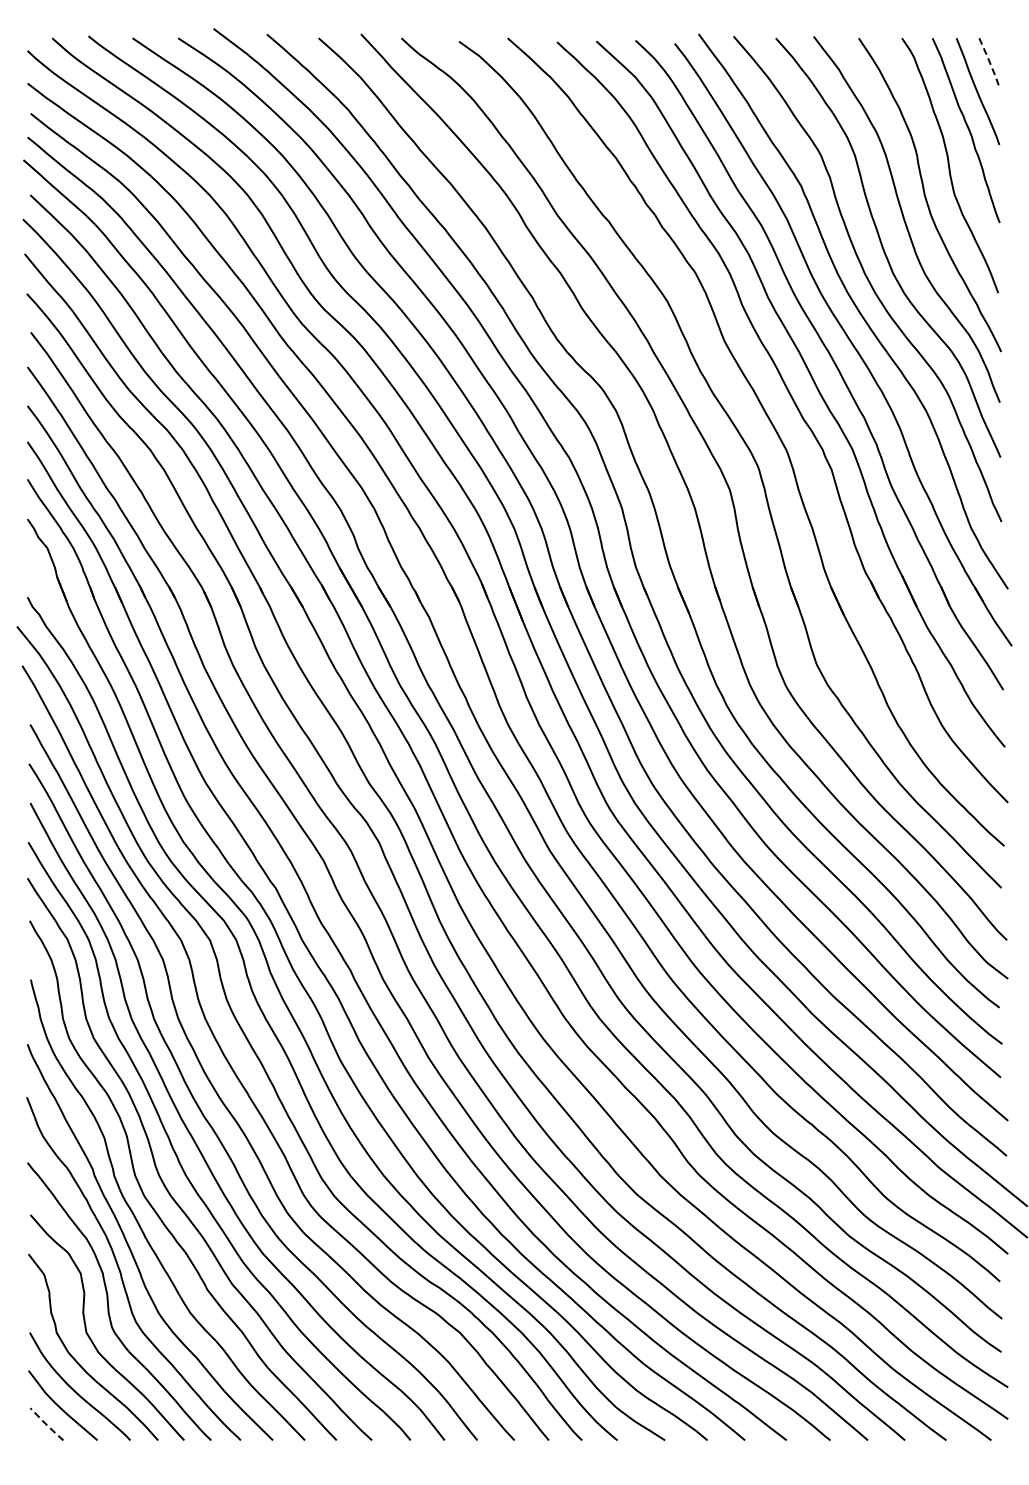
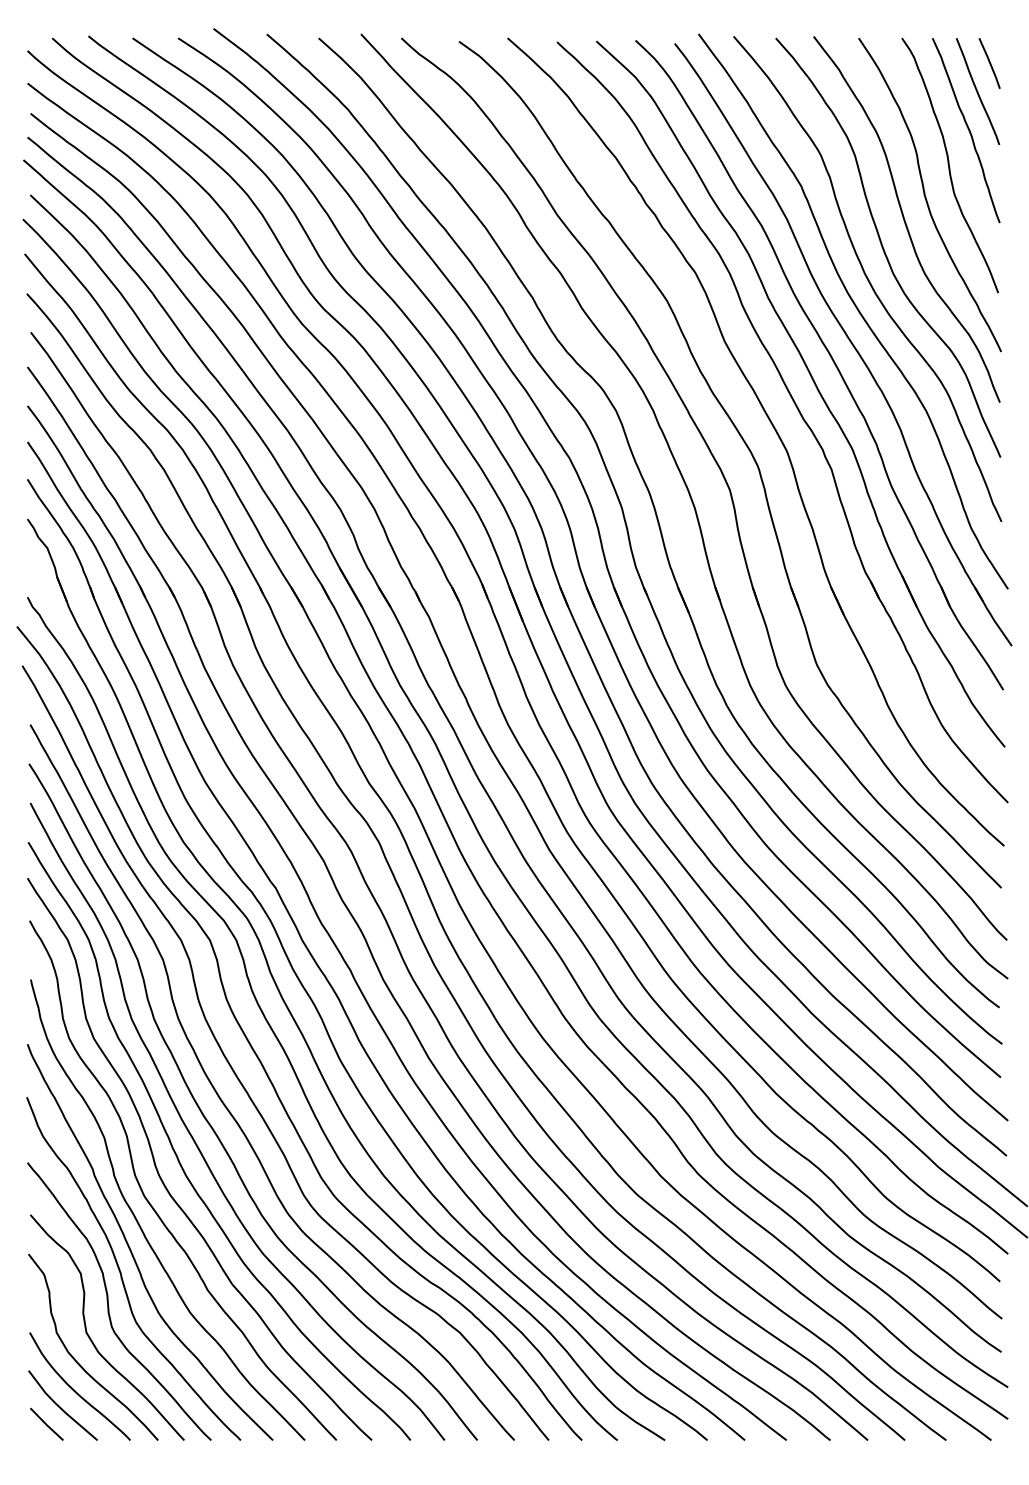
line: dashed -> solid (990, 63)
line: dashed -> solid (46, 1424)
